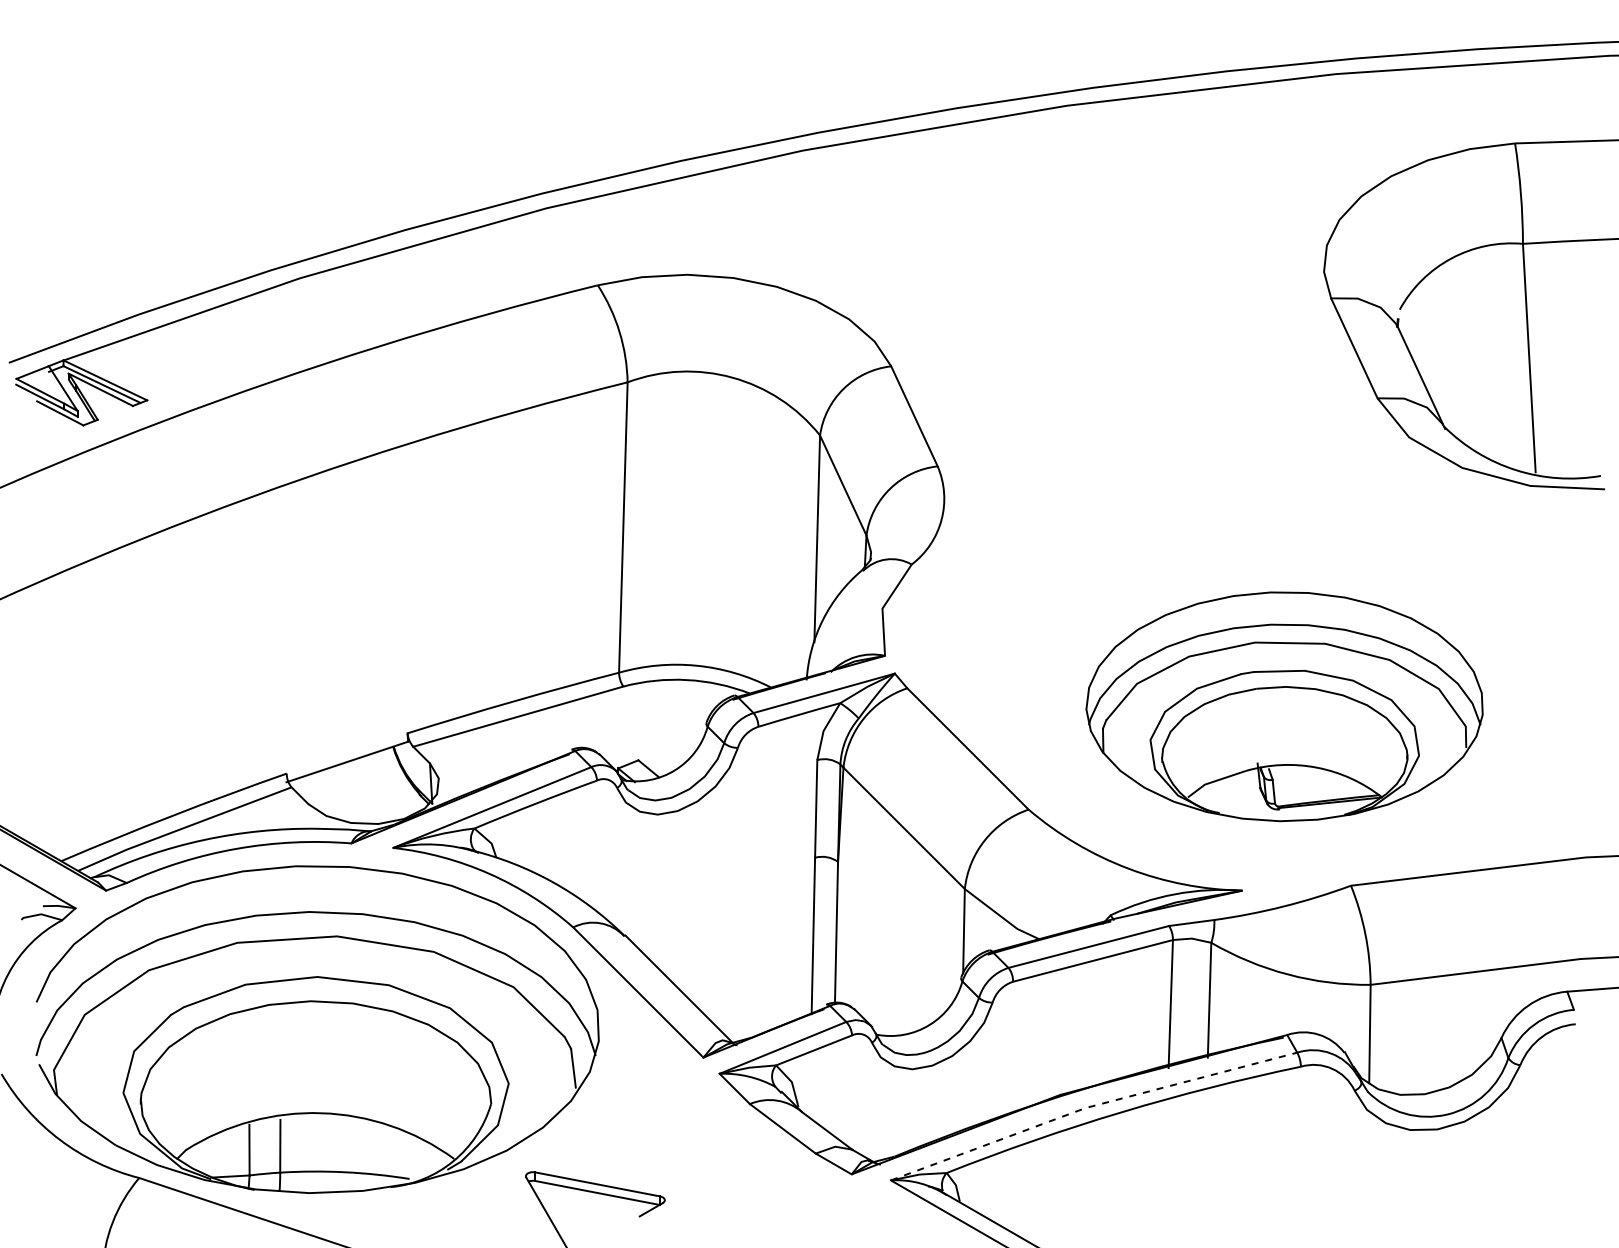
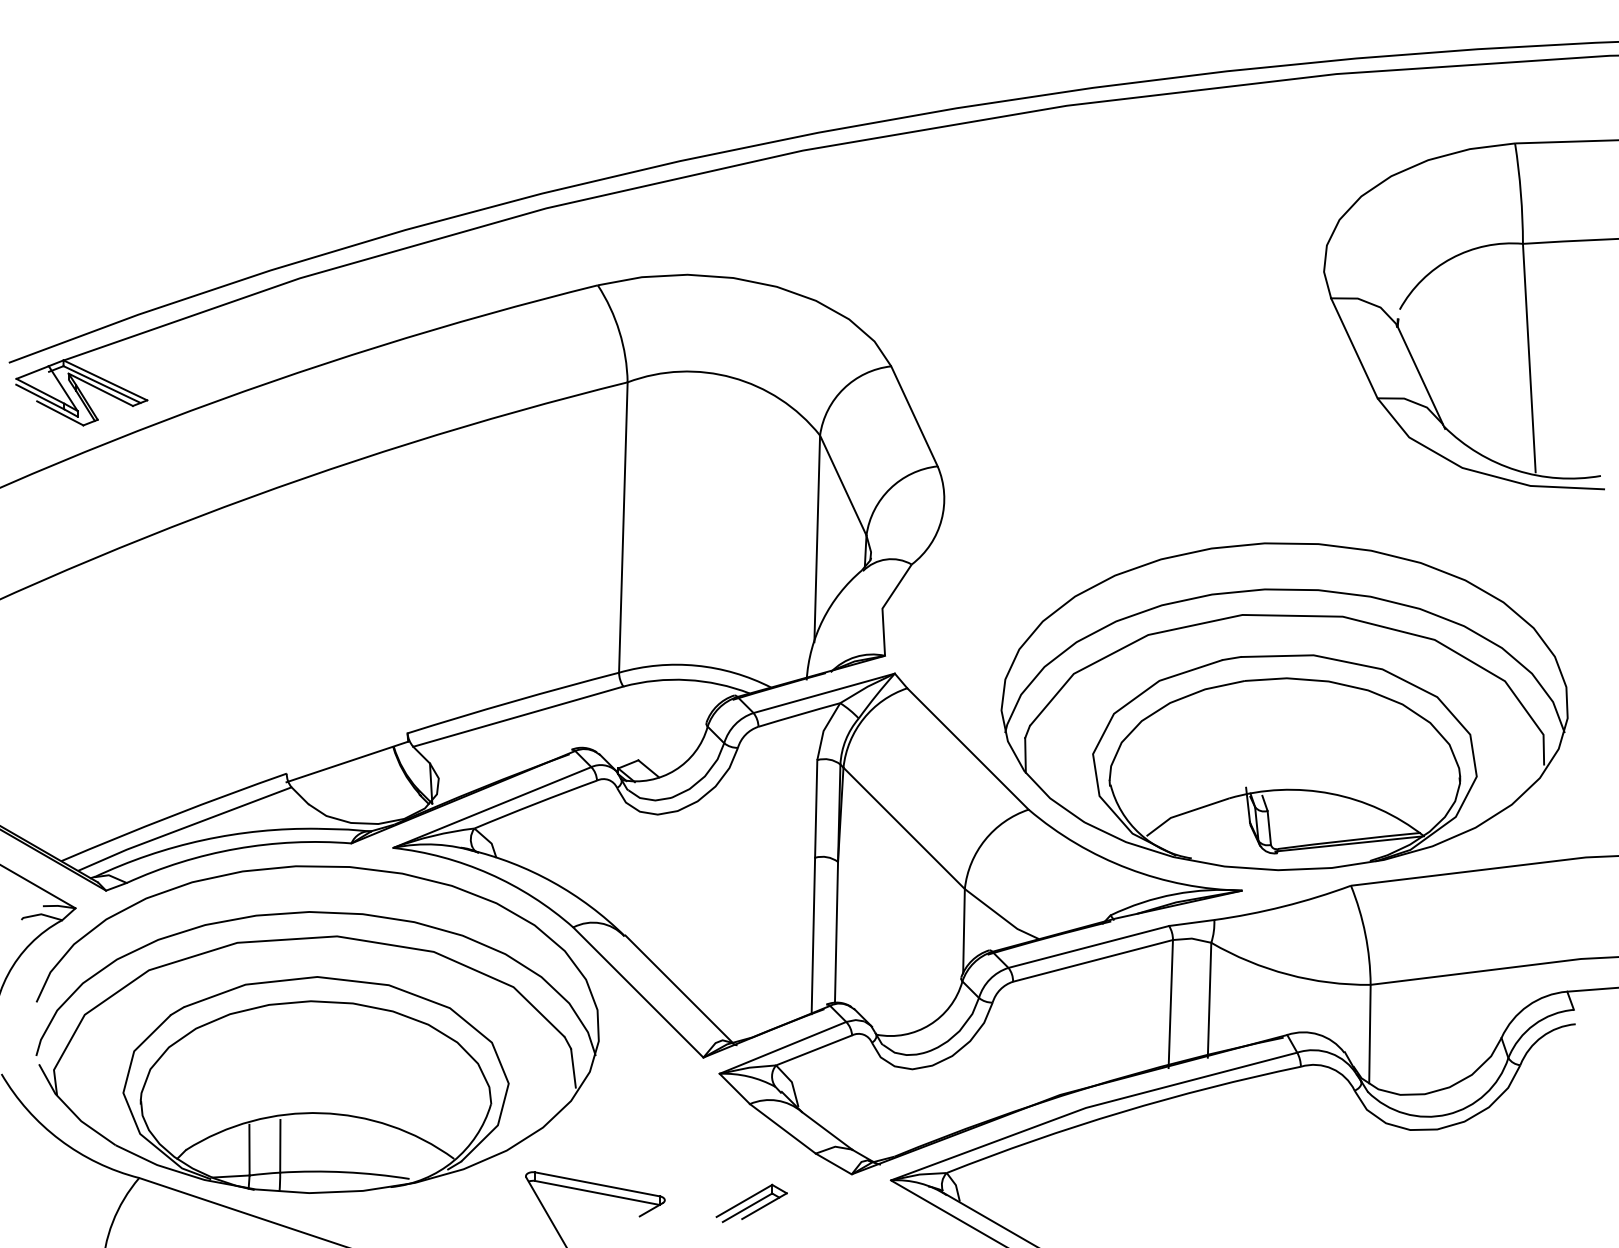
part size: 399x232 px -> 569x330 px (1284, 706)
line: dashed -> solid (1090, 1106)
part: none -> present (751, 1203)
